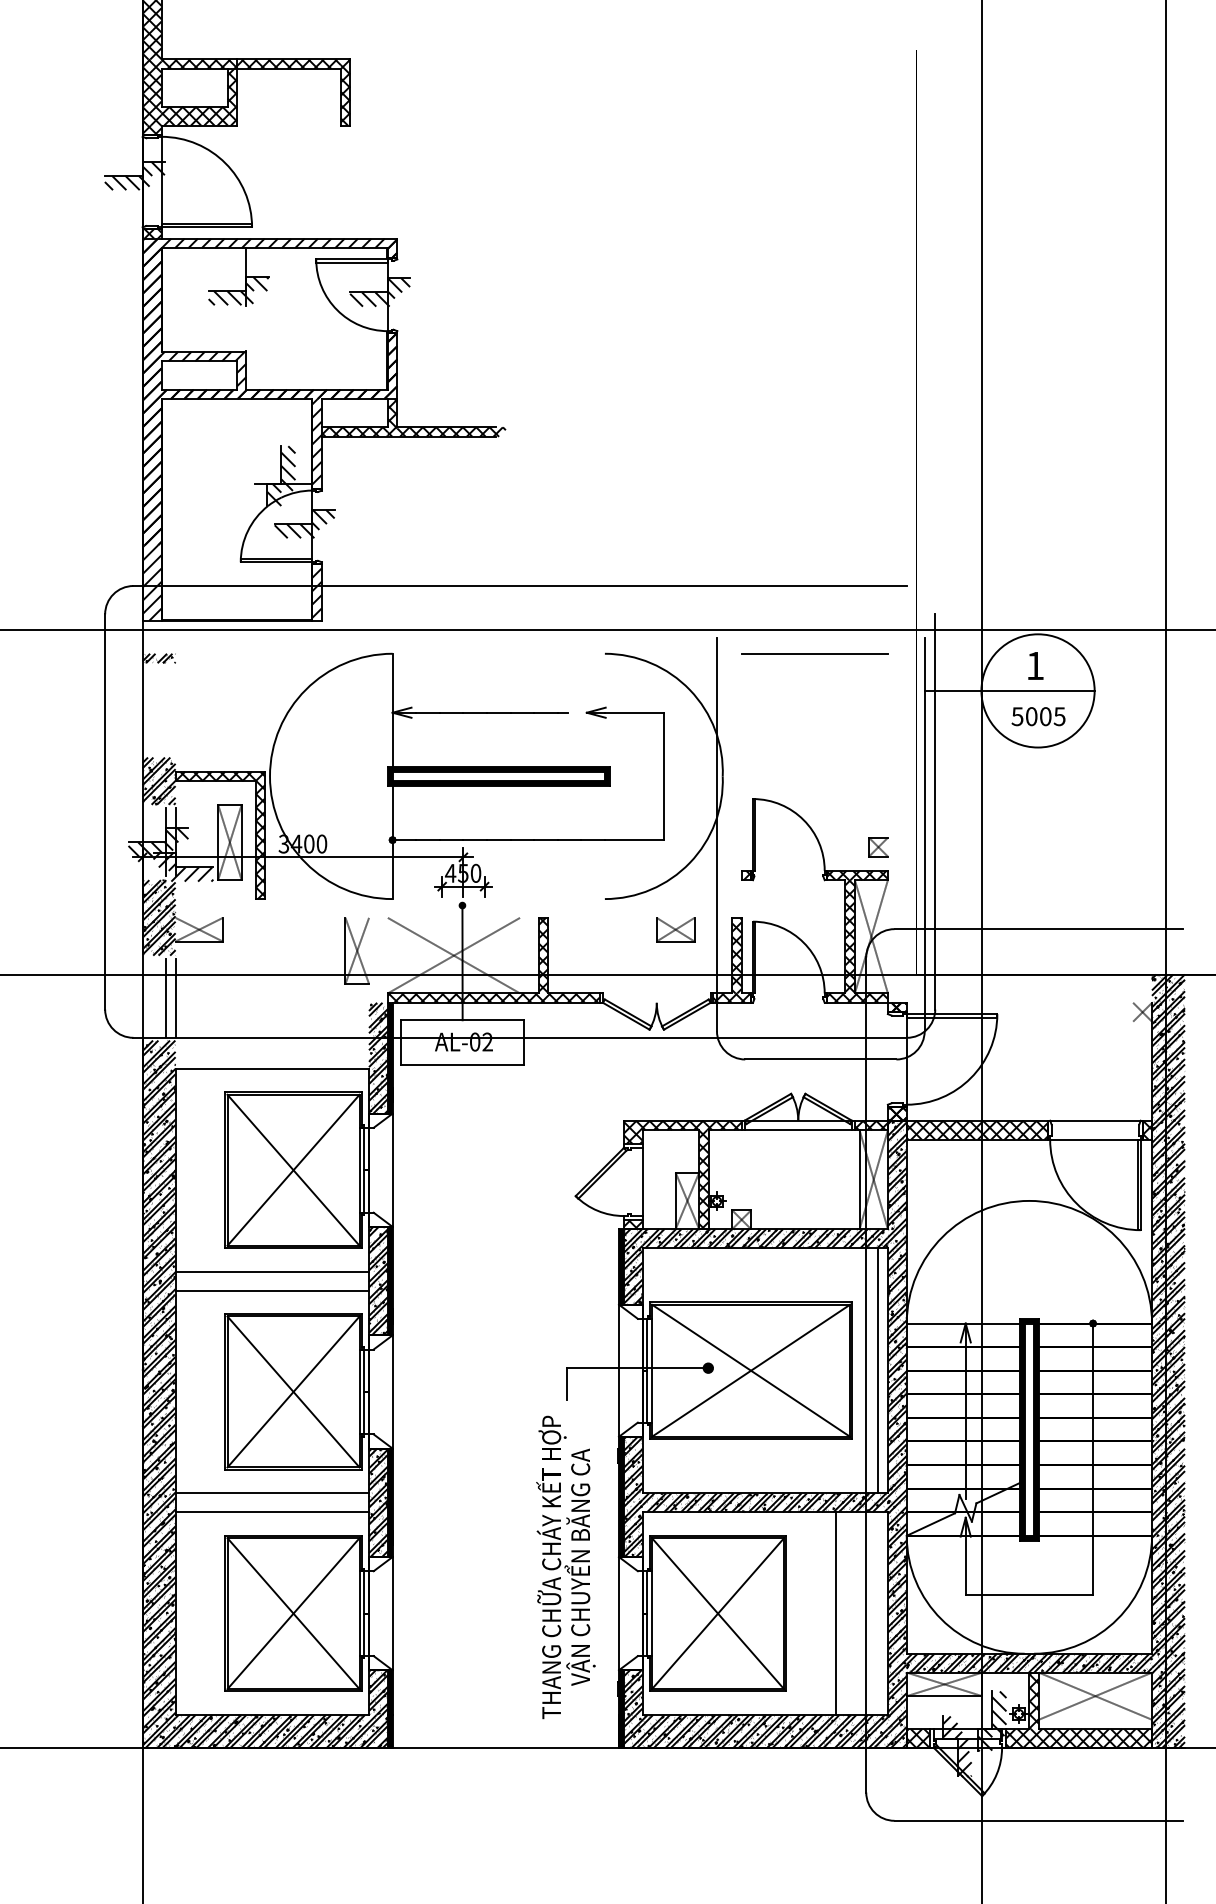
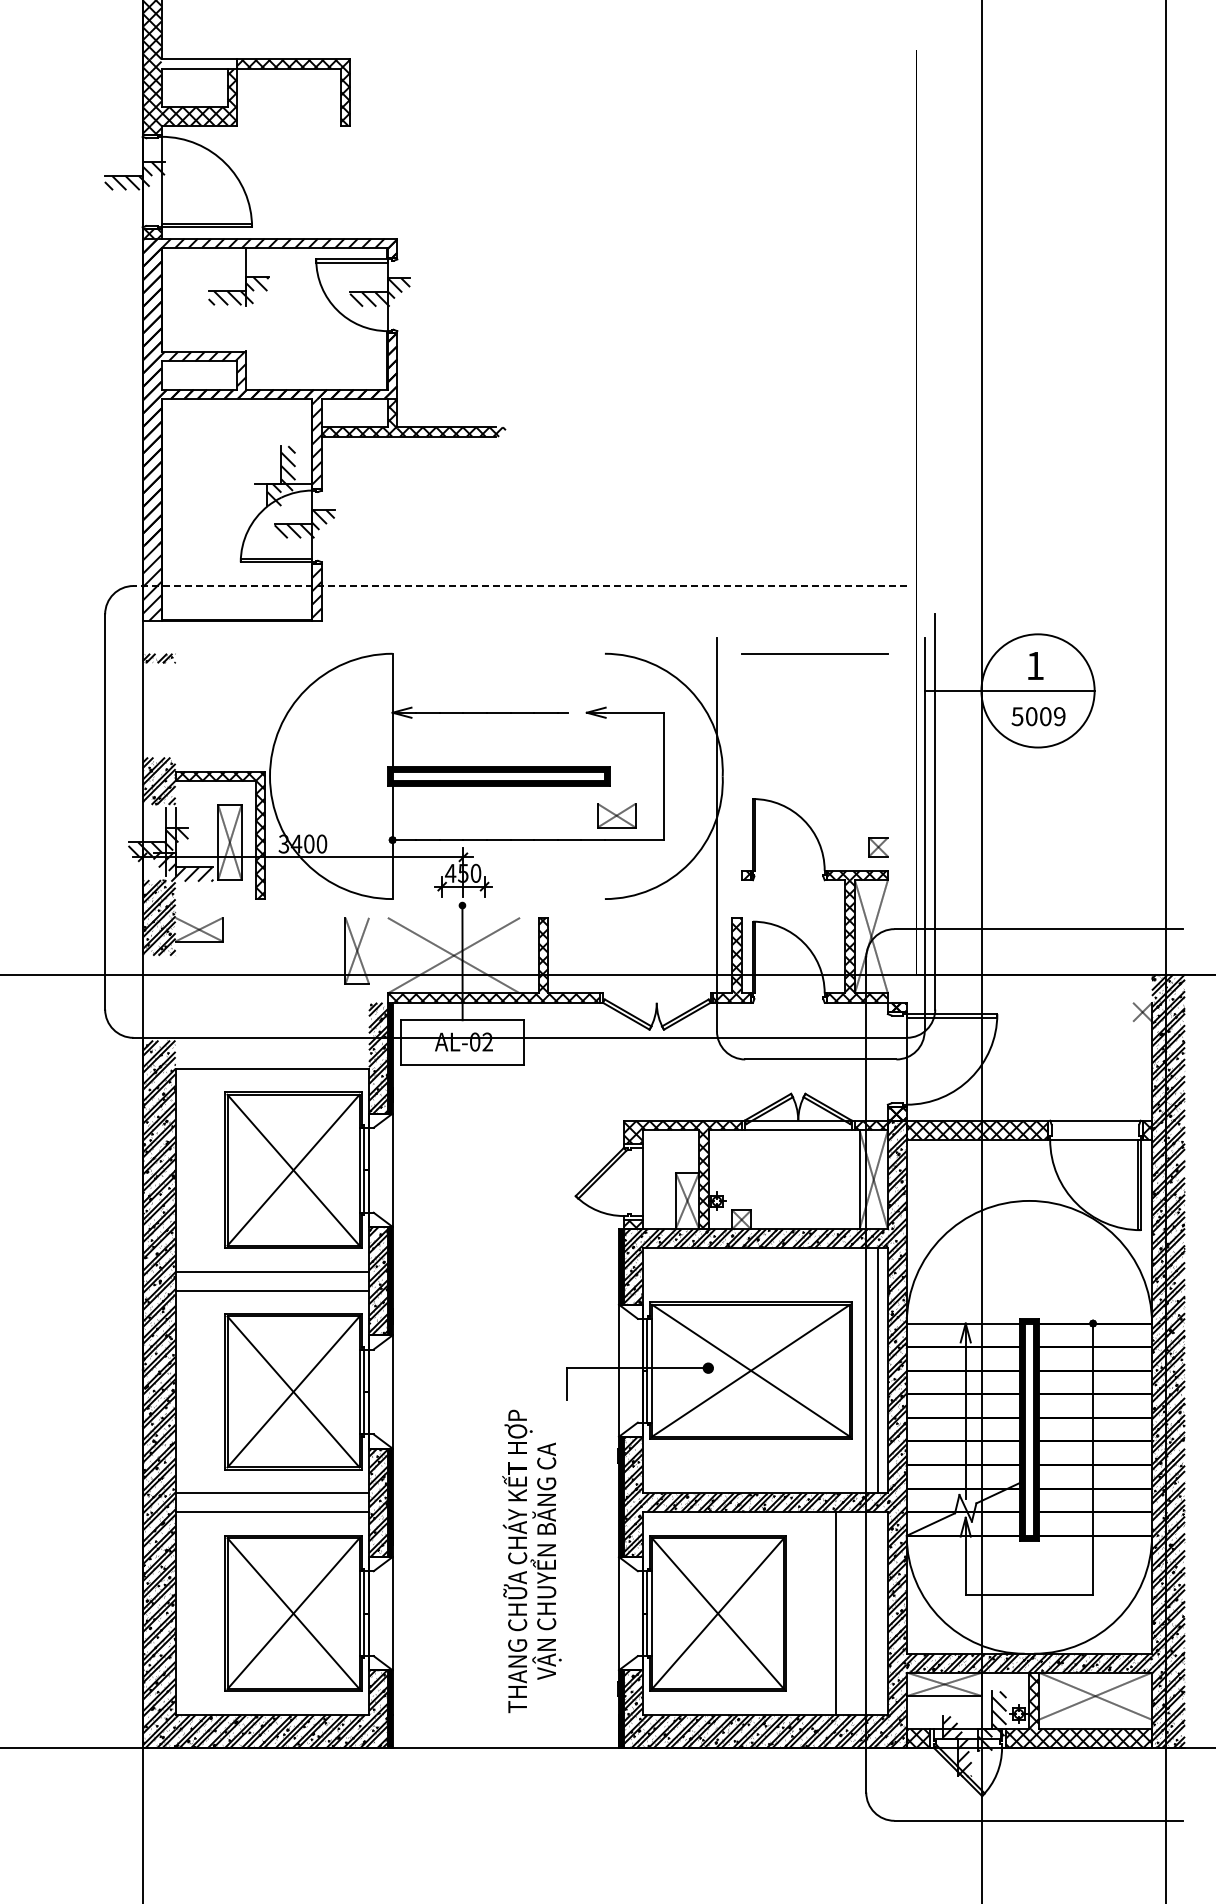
hatch: present -> none (198, 63)
line: solid -> dashed (520, 586)
line: present -> none (607, 630)
text: 5005 -> 5009 (1059, 716)
part position: (675, 929) -> (616, 815) (616, 815)
line: present -> none (166, 997)
line: present -> none (175, 997)
text position: (565, 1567) -> (531, 1561) (531, 1561)
